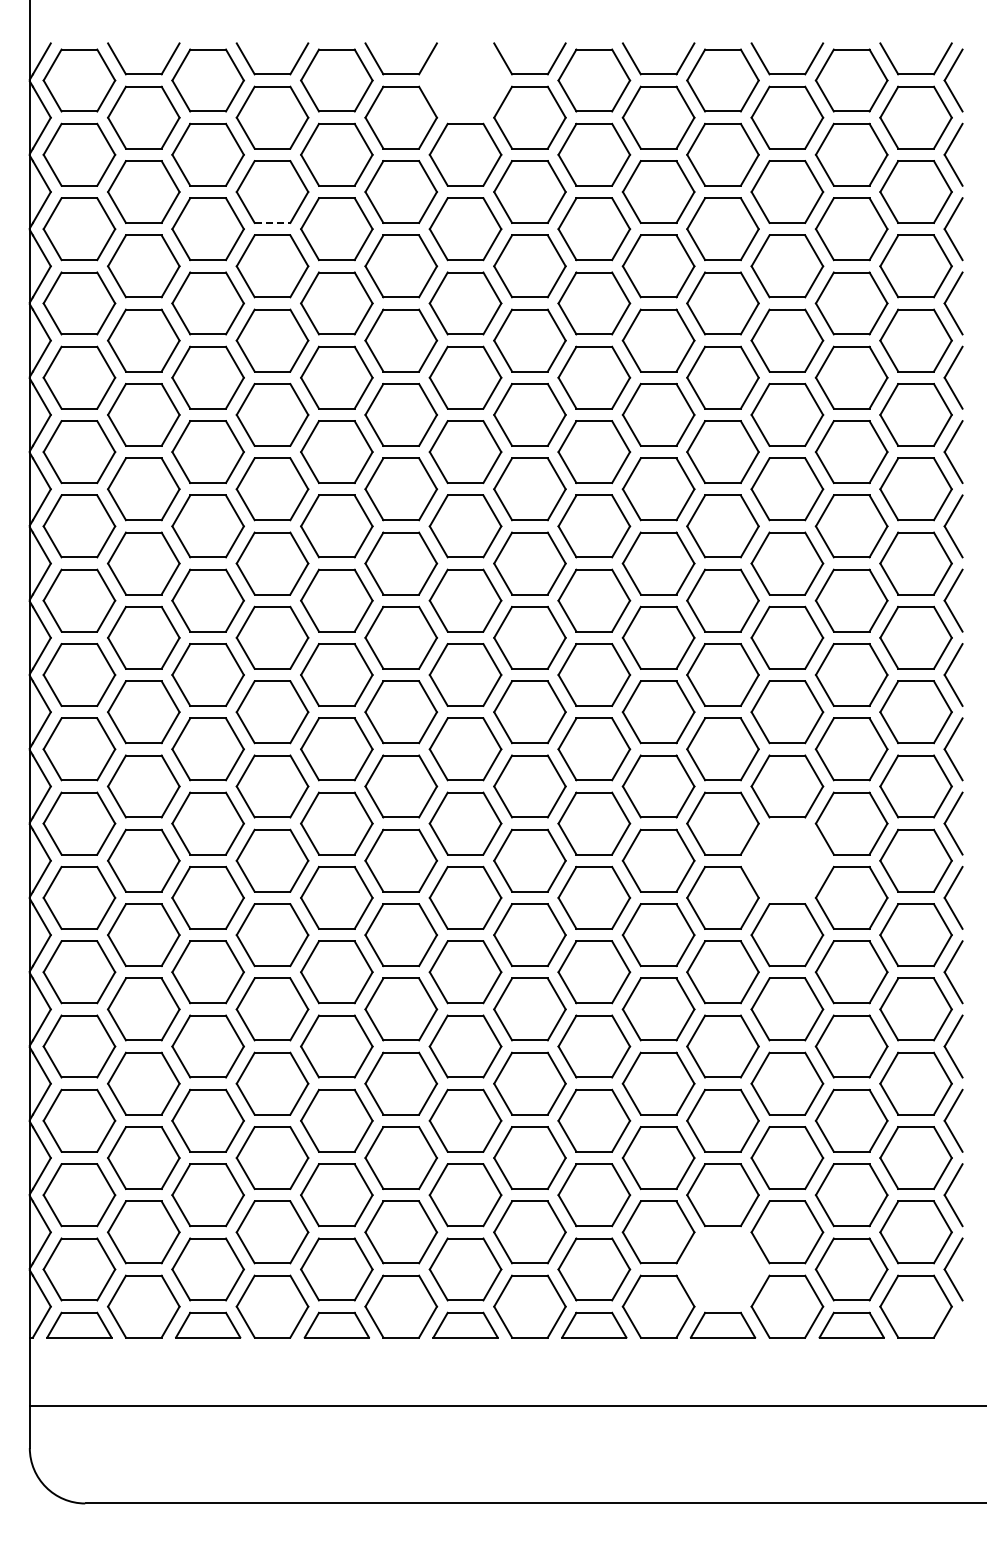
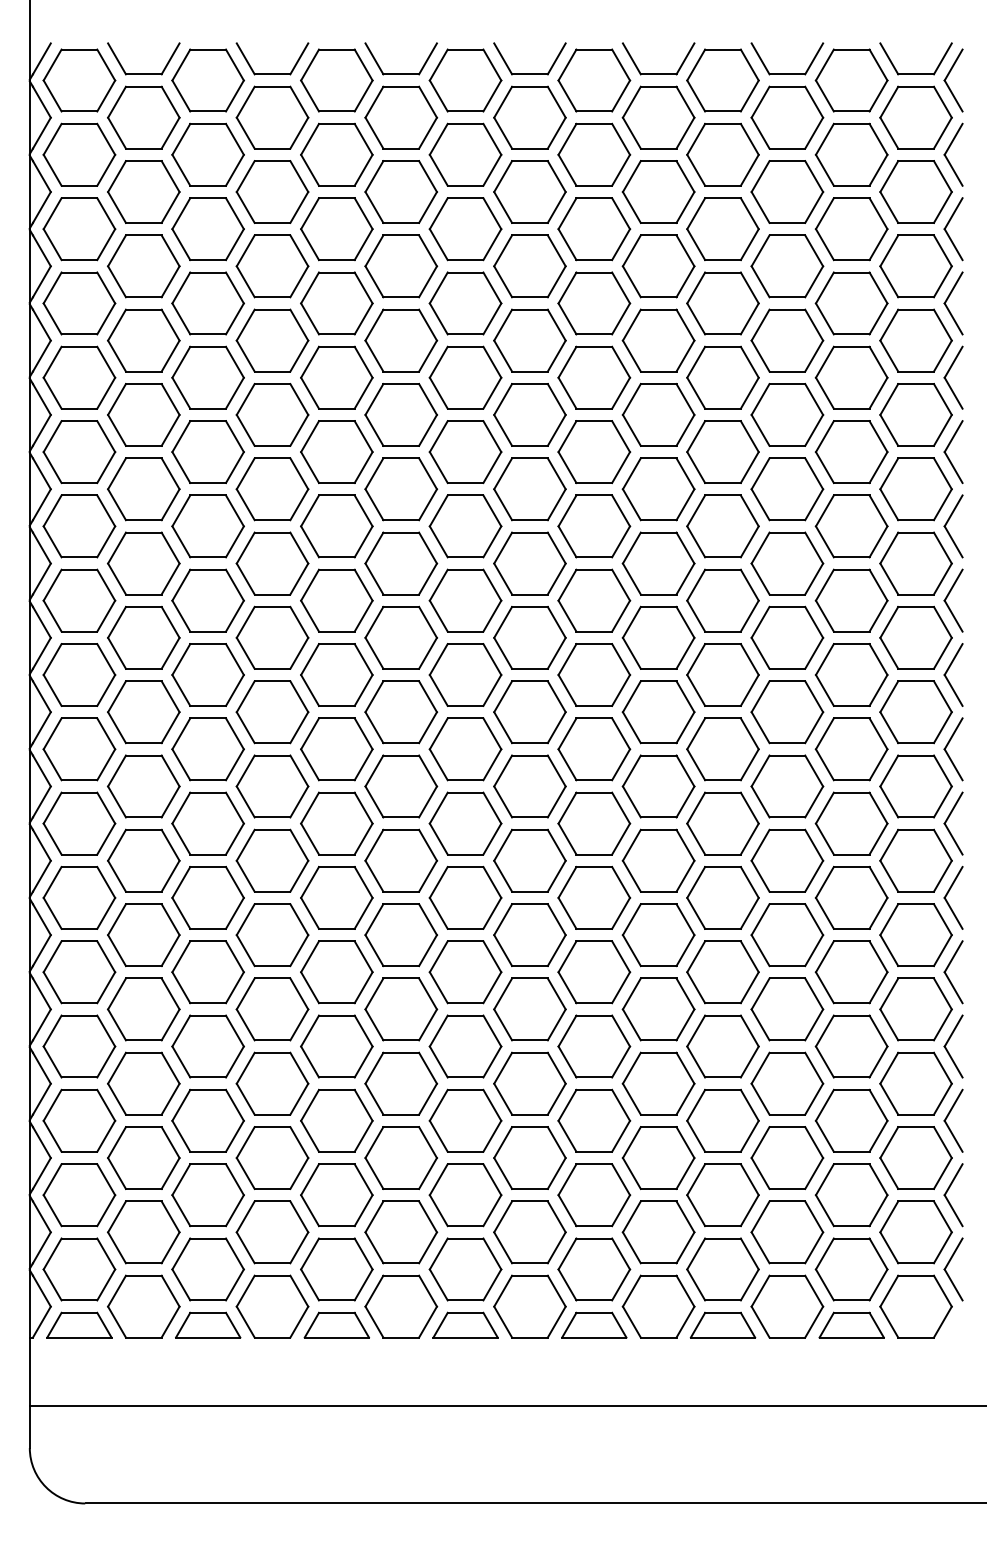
part: none -> present (465, 80)
line: dashed -> solid (272, 222)
part: none -> present (787, 860)
part: none -> present (722, 1269)
